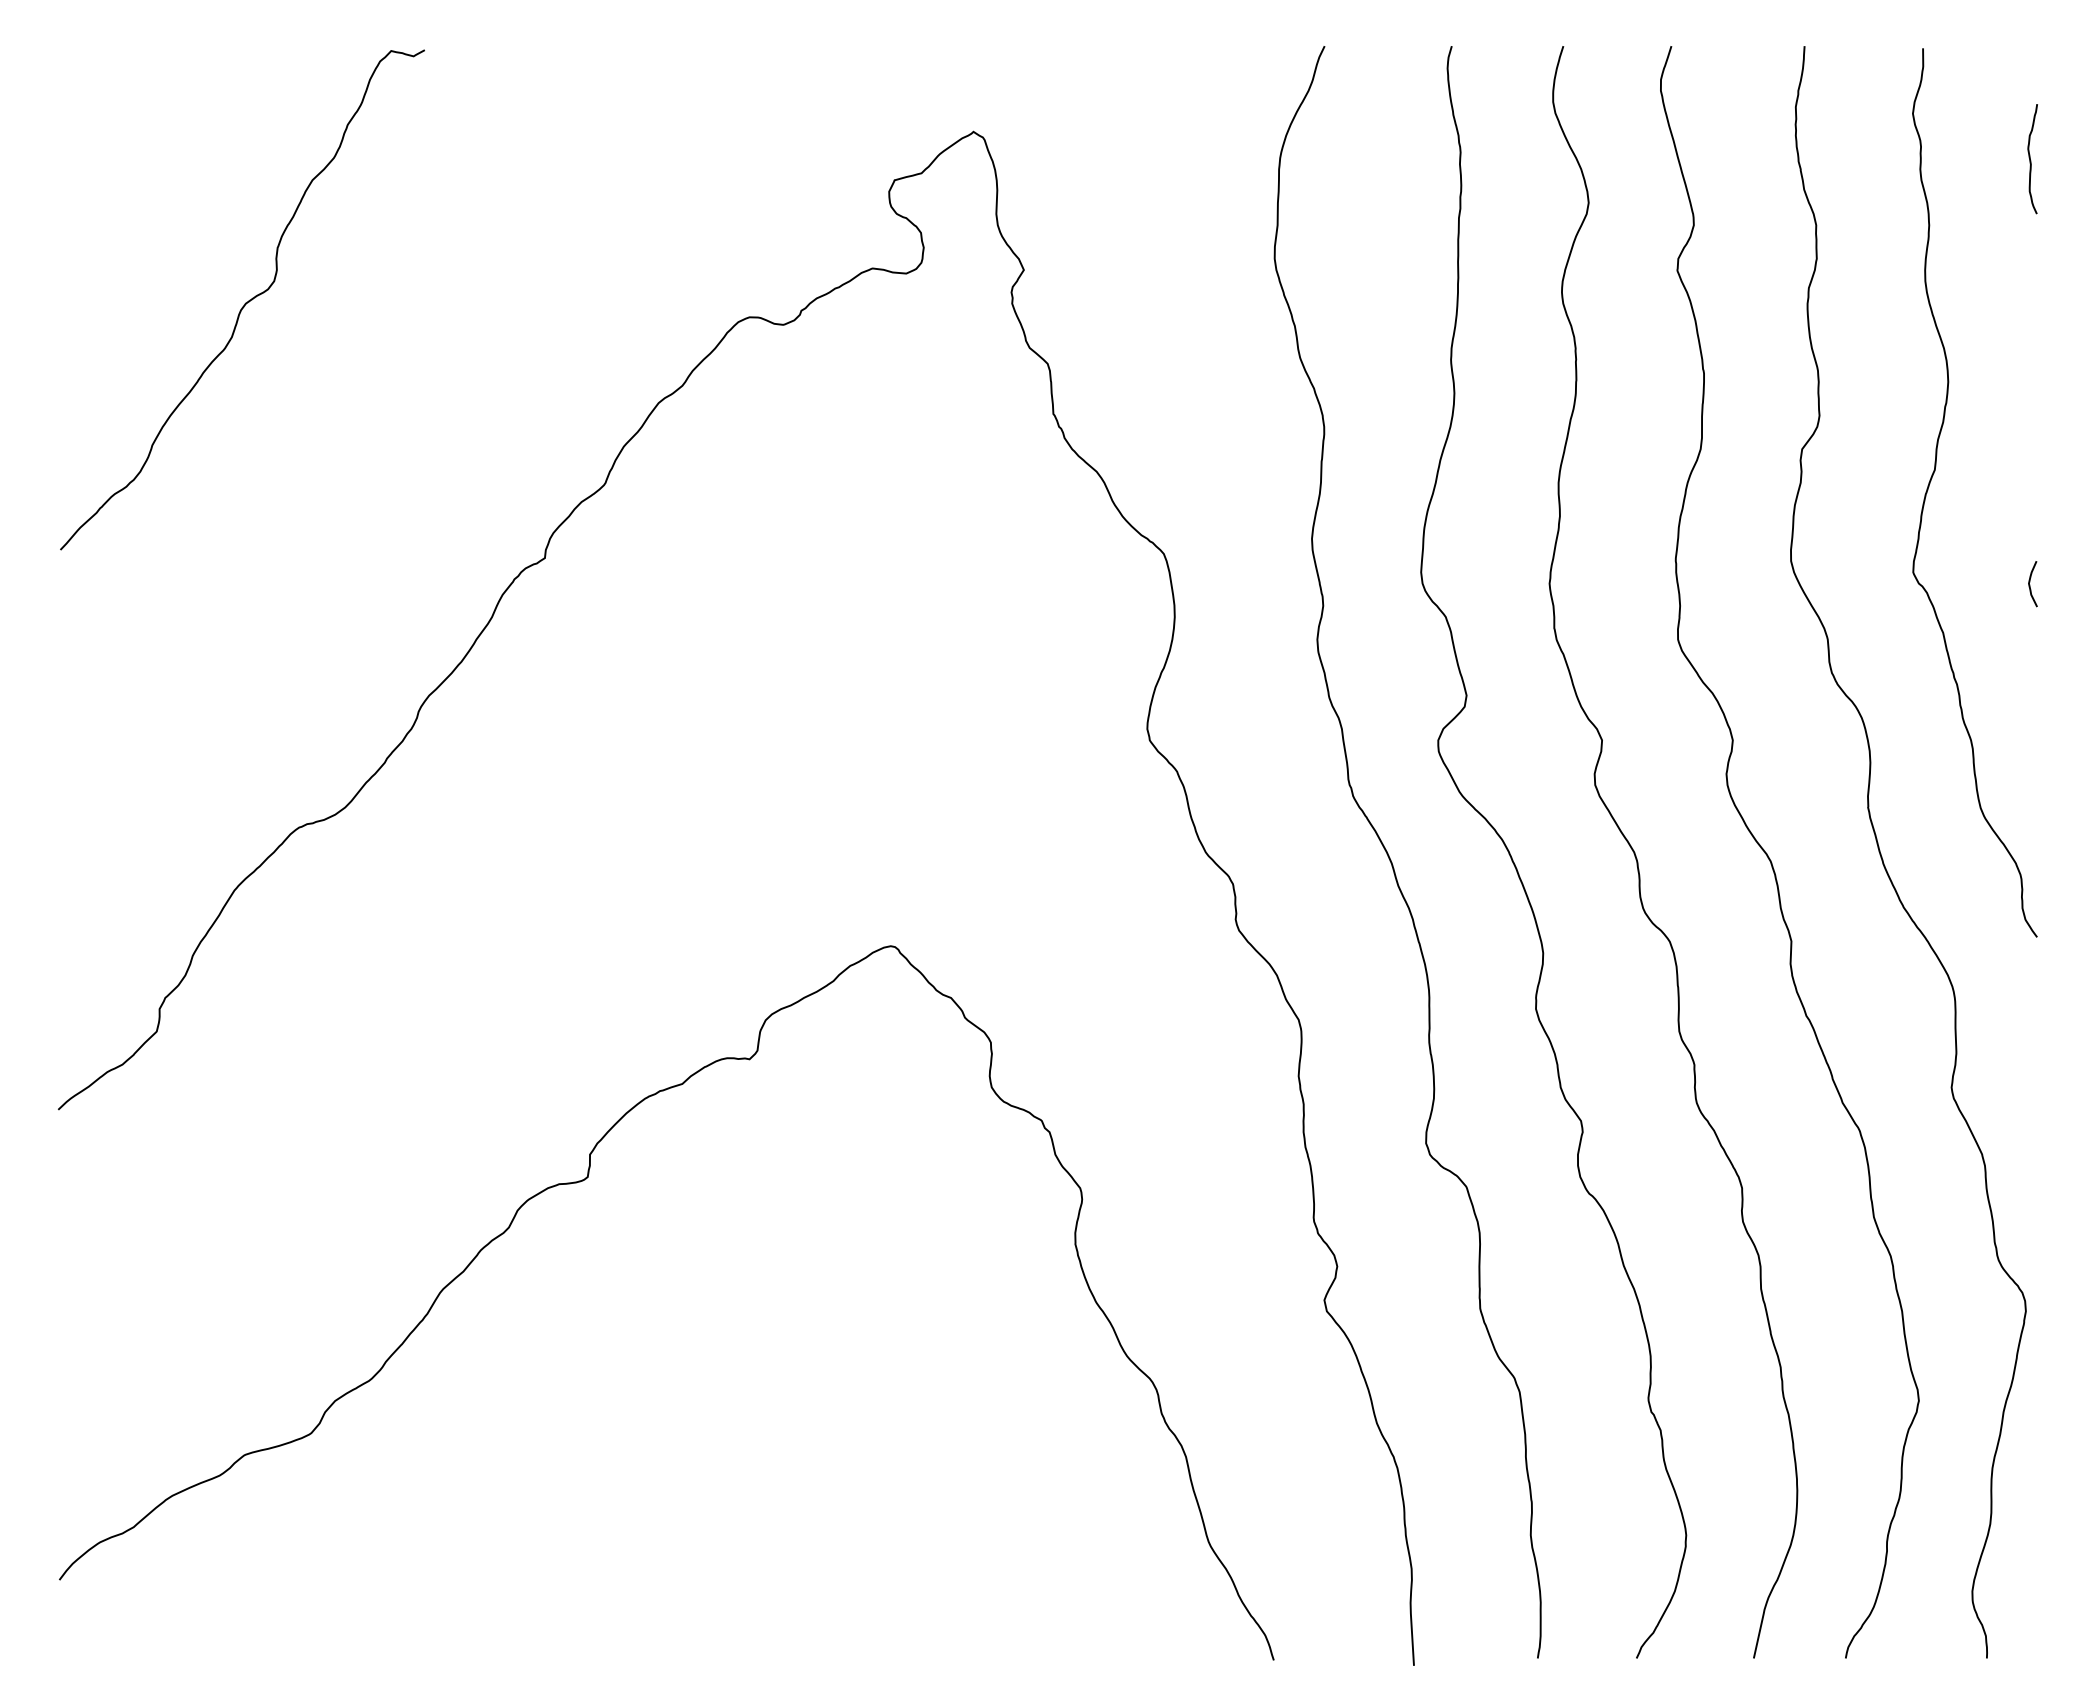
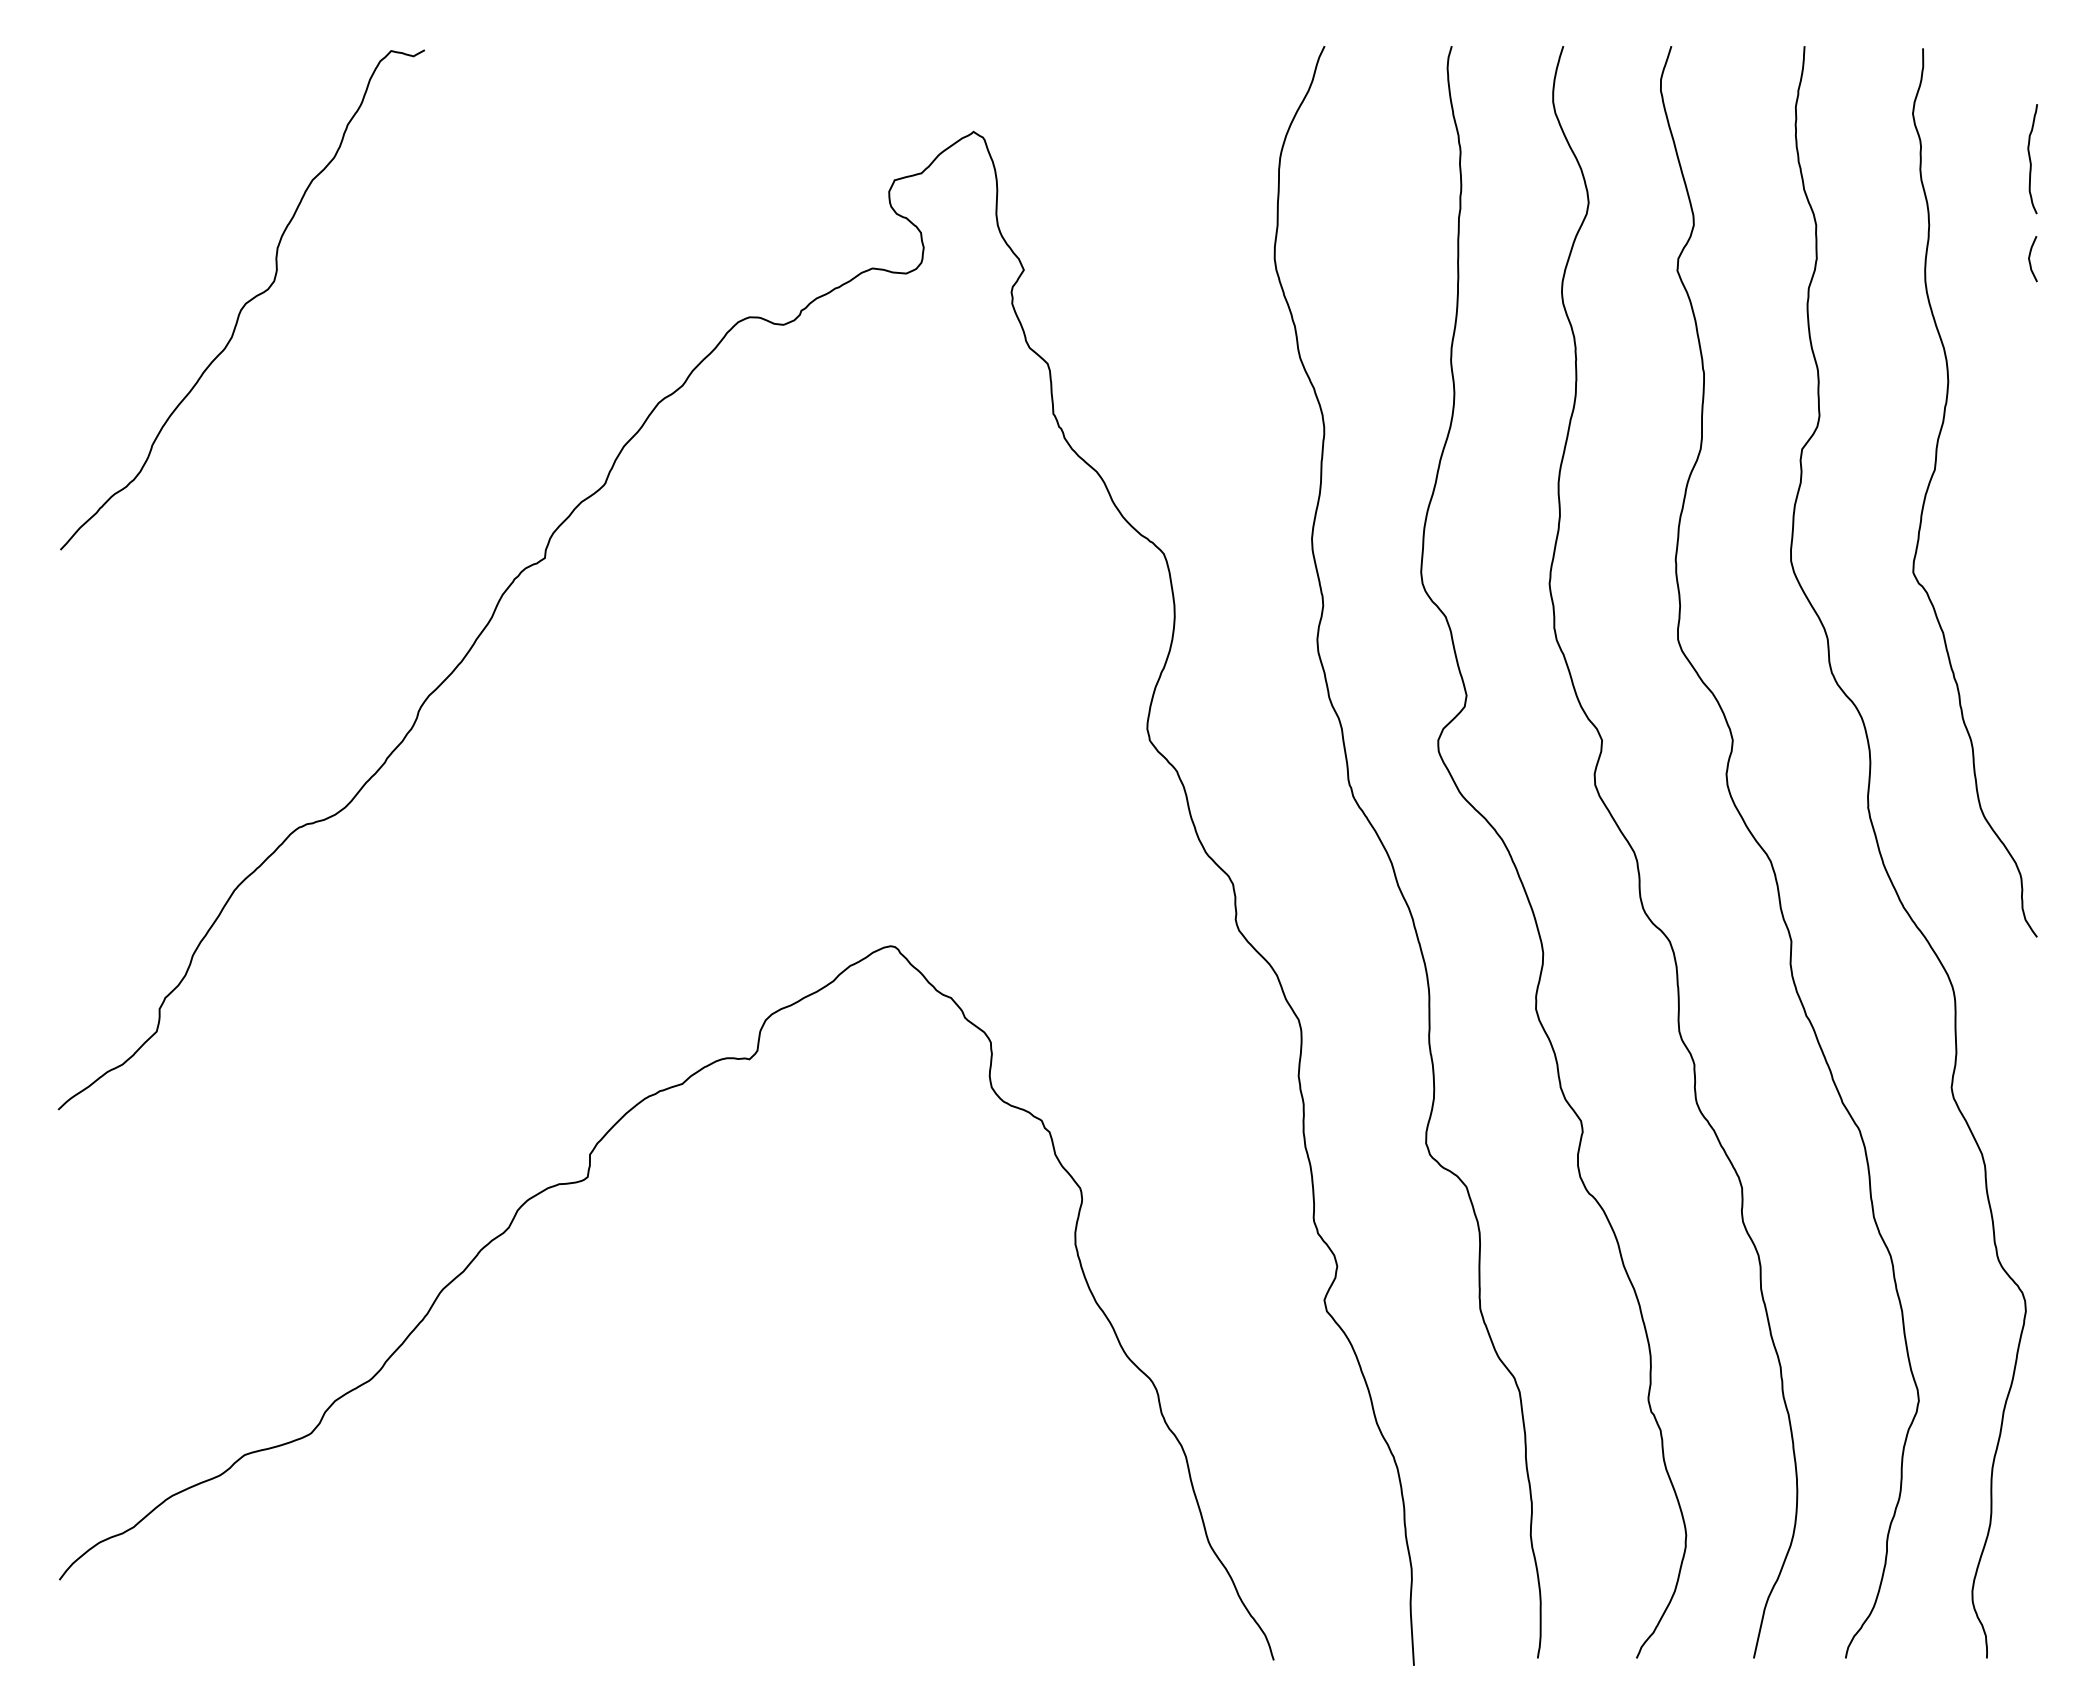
curve position: (2030, 584) -> (2030, 259) (2030, 259)
